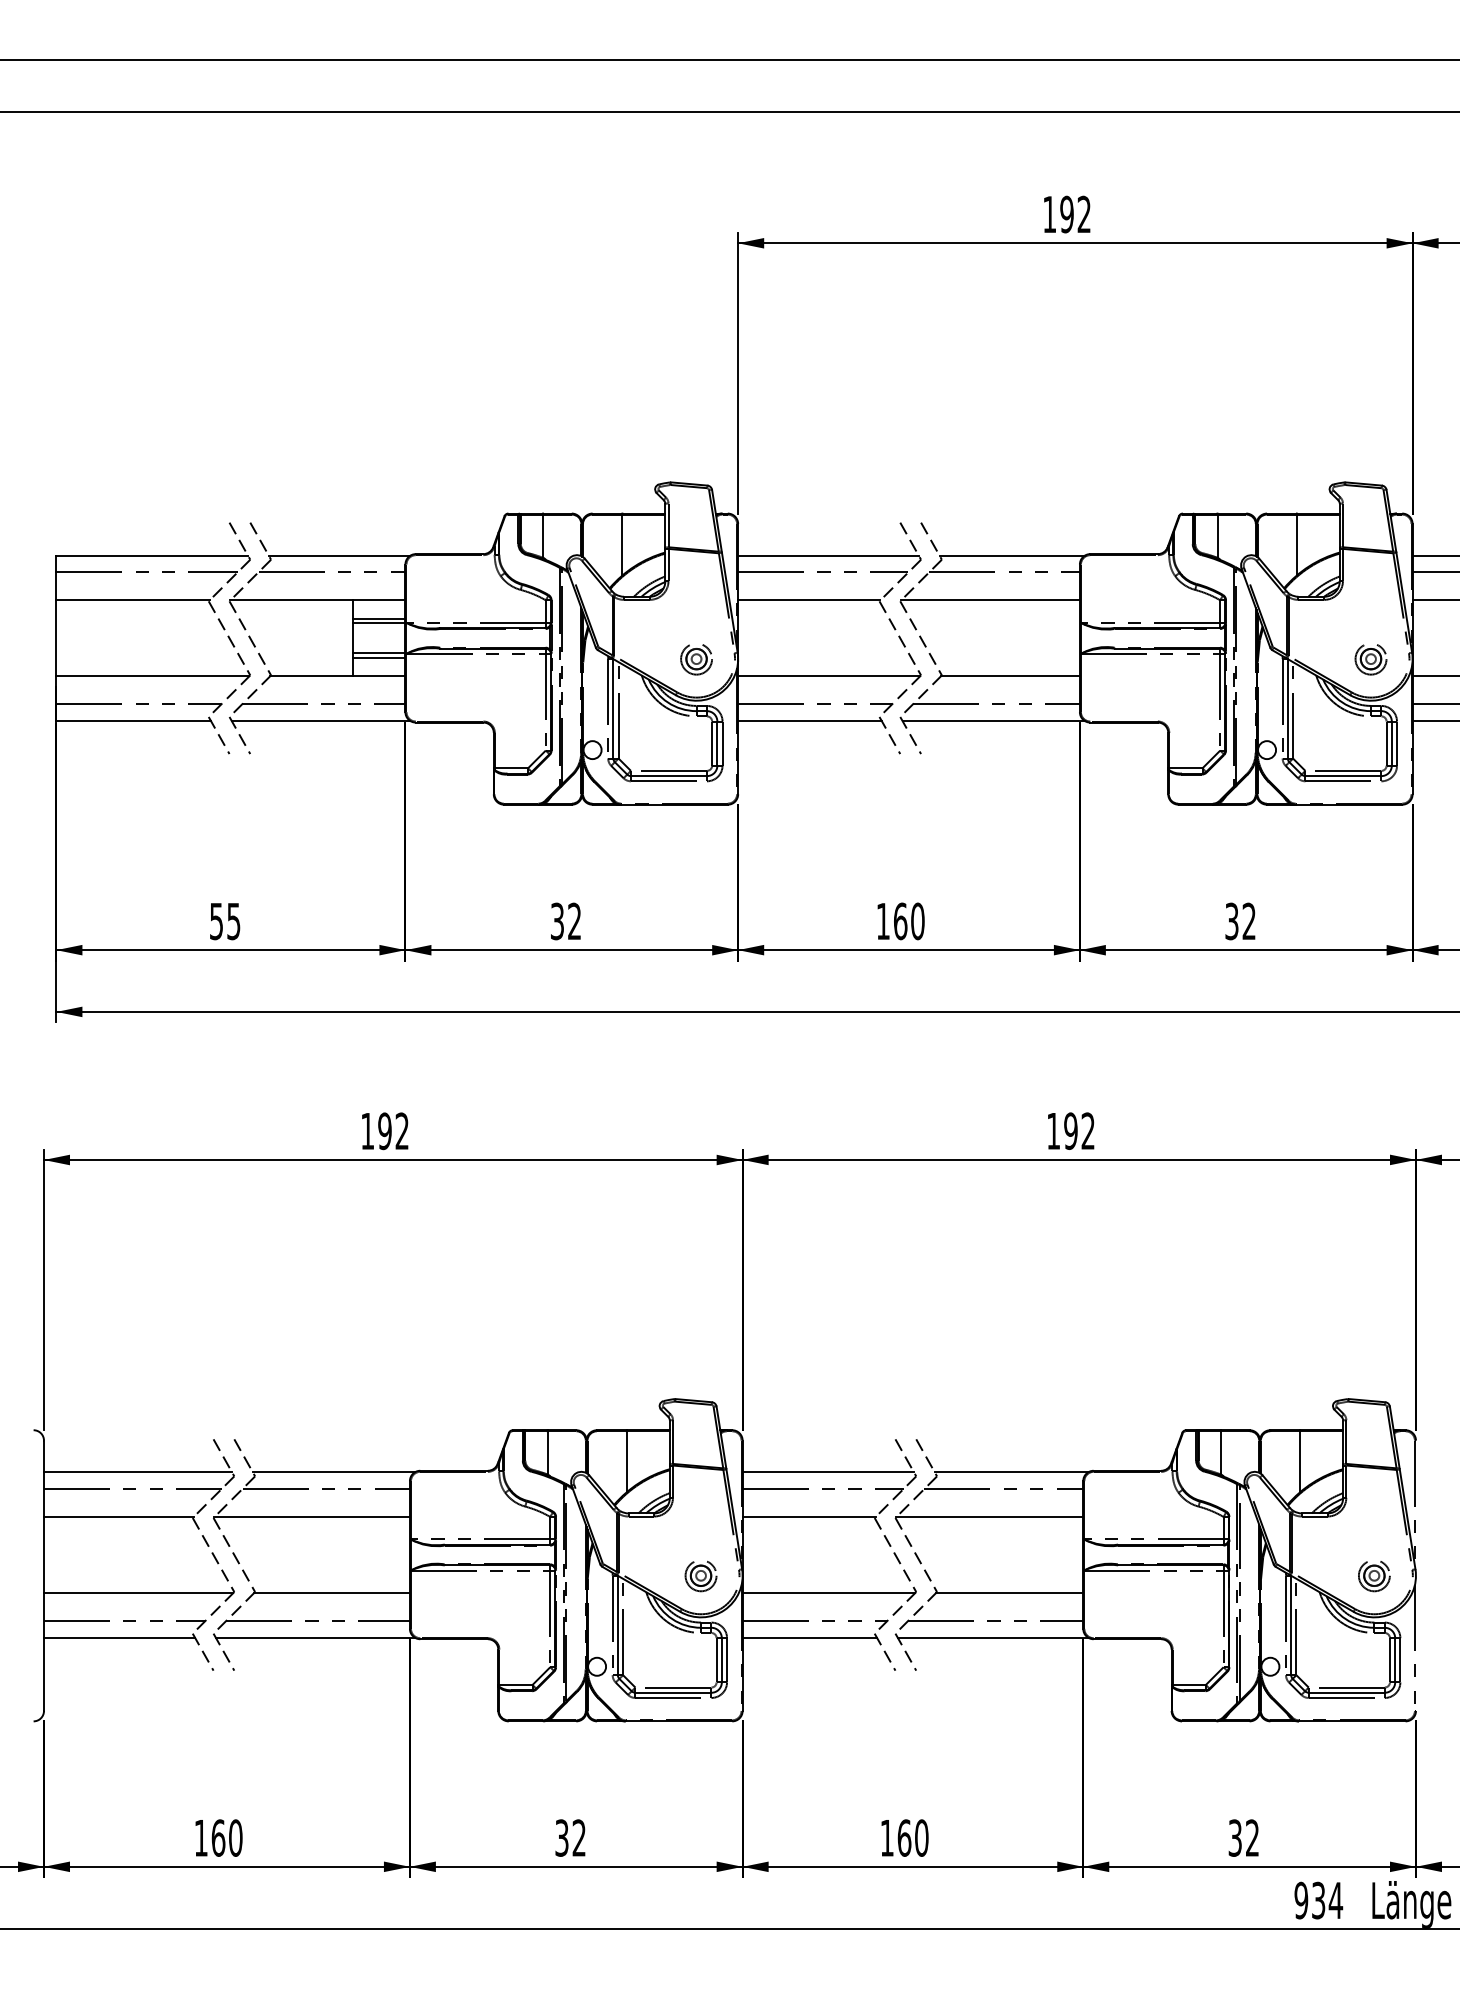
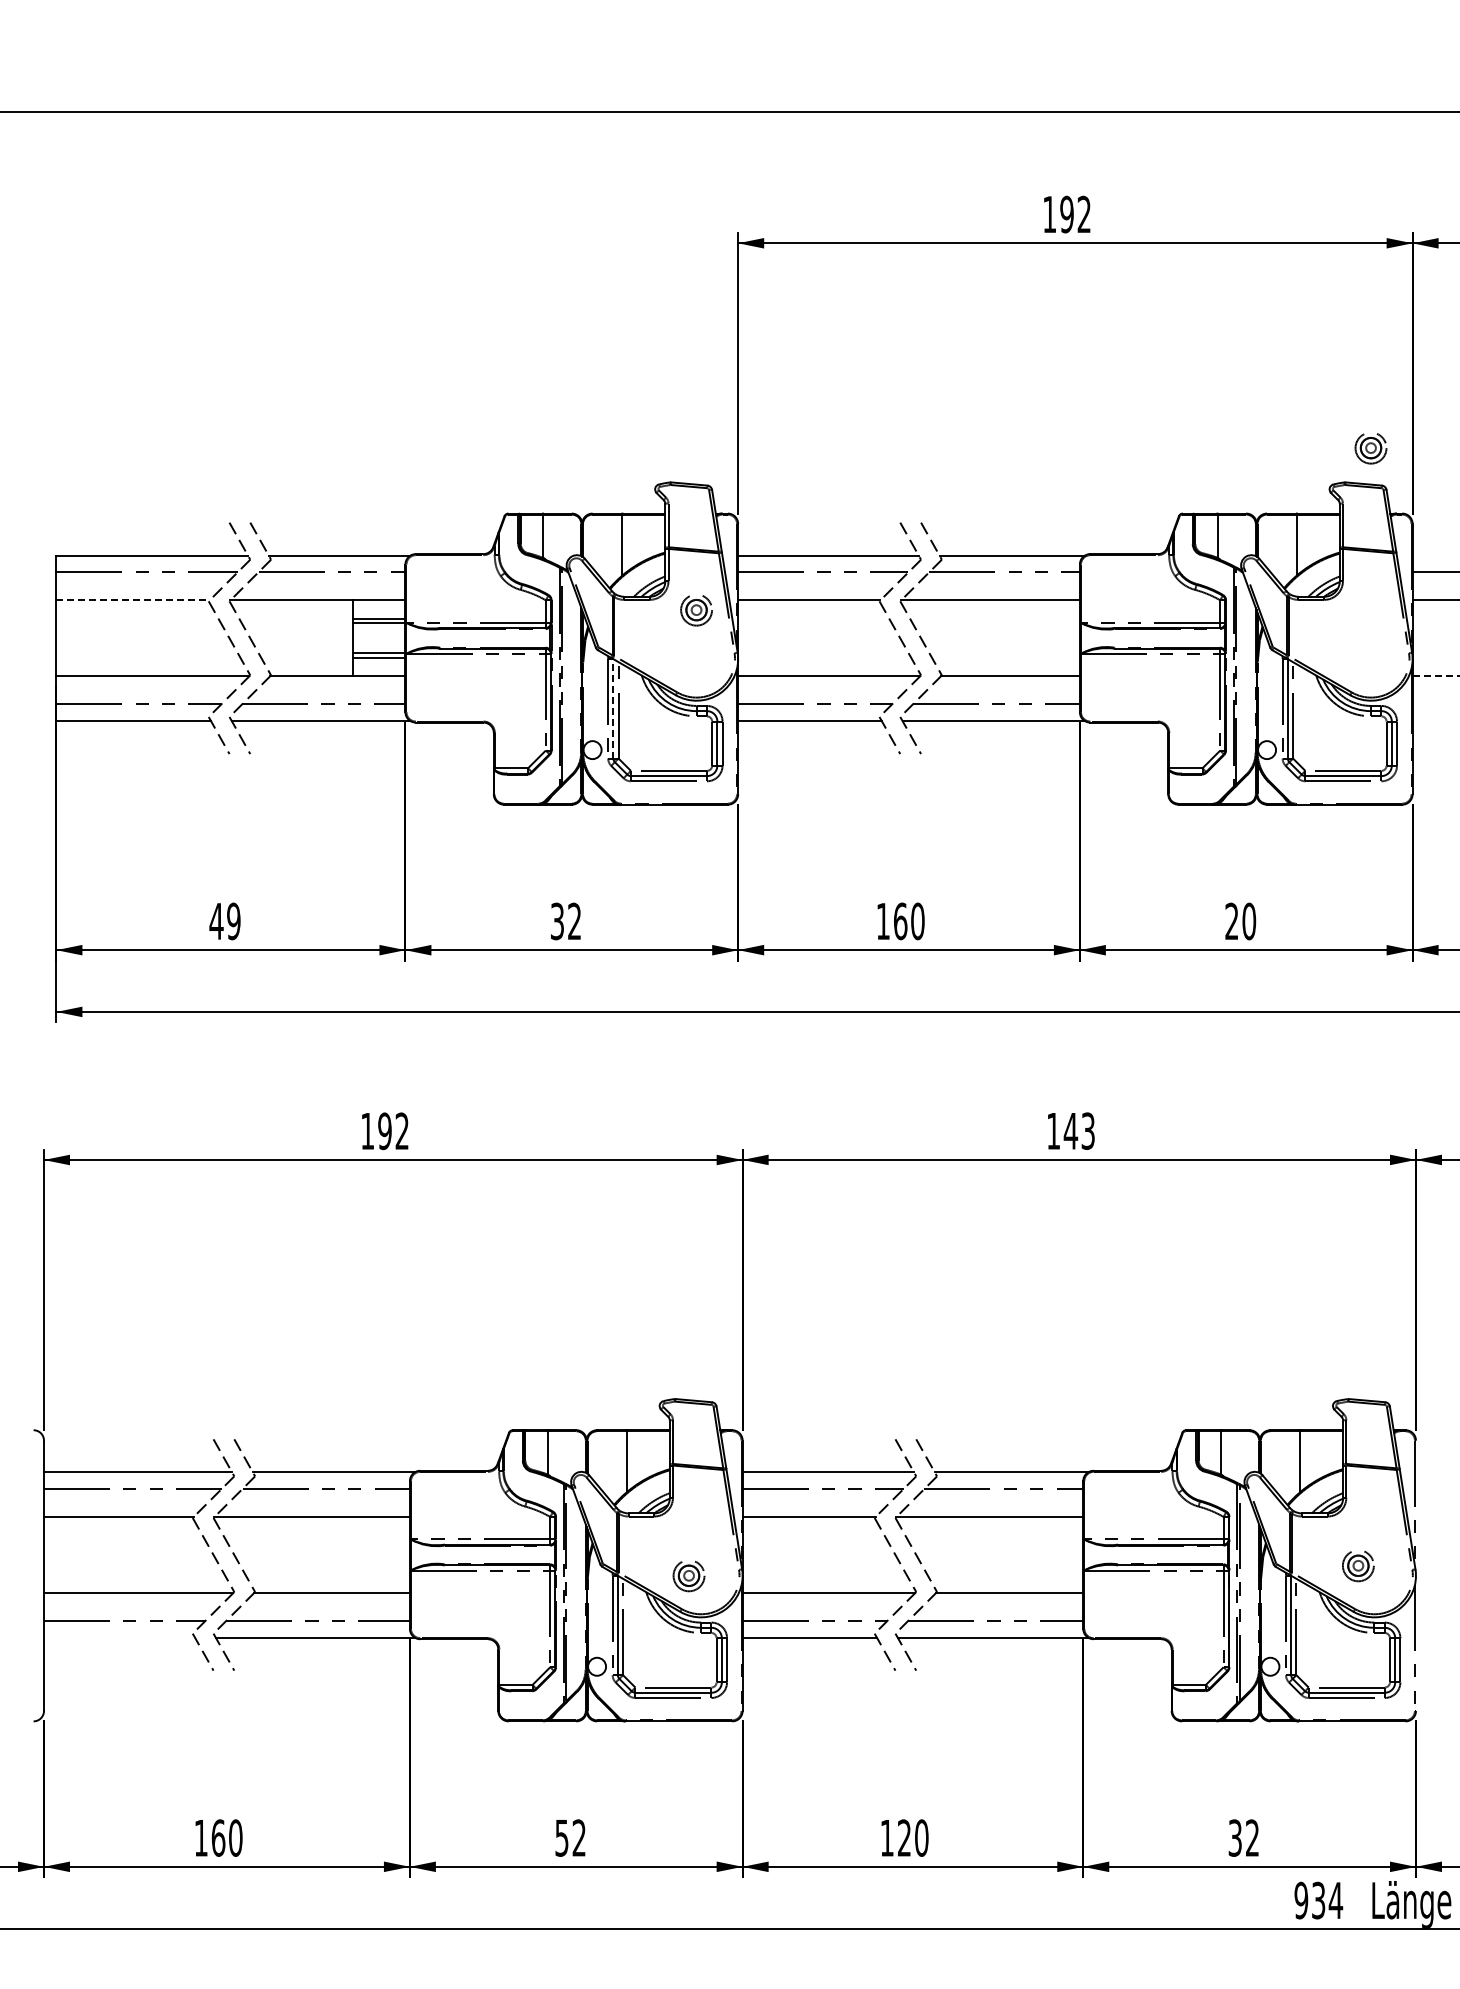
line: present -> none (729, 59)
line: present -> none (1434, 555)
line: solid -> dashed (133, 600)
part position: (696, 659) -> (696, 610) (696, 610)
part position: (1370, 659) -> (1370, 448) (1370, 448)
line: solid -> dashed (1436, 676)
line: present -> none (1434, 704)
line: solid -> dashed (613, 708)
line: present -> none (1434, 721)
text: 55 -> 49 (224, 921)
text: 32 -> 20 (1240, 921)
text: 192 -> 143 (1078, 1130)
part position: (700, 1576) -> (688, 1576) (688, 1576)
part position: (1374, 1576) -> (1358, 1566) (1358, 1566)
line: present -> none (119, 1637)
text: 32 -> 52 (562, 1837)
text: 160 -> 120 (904, 1837)
